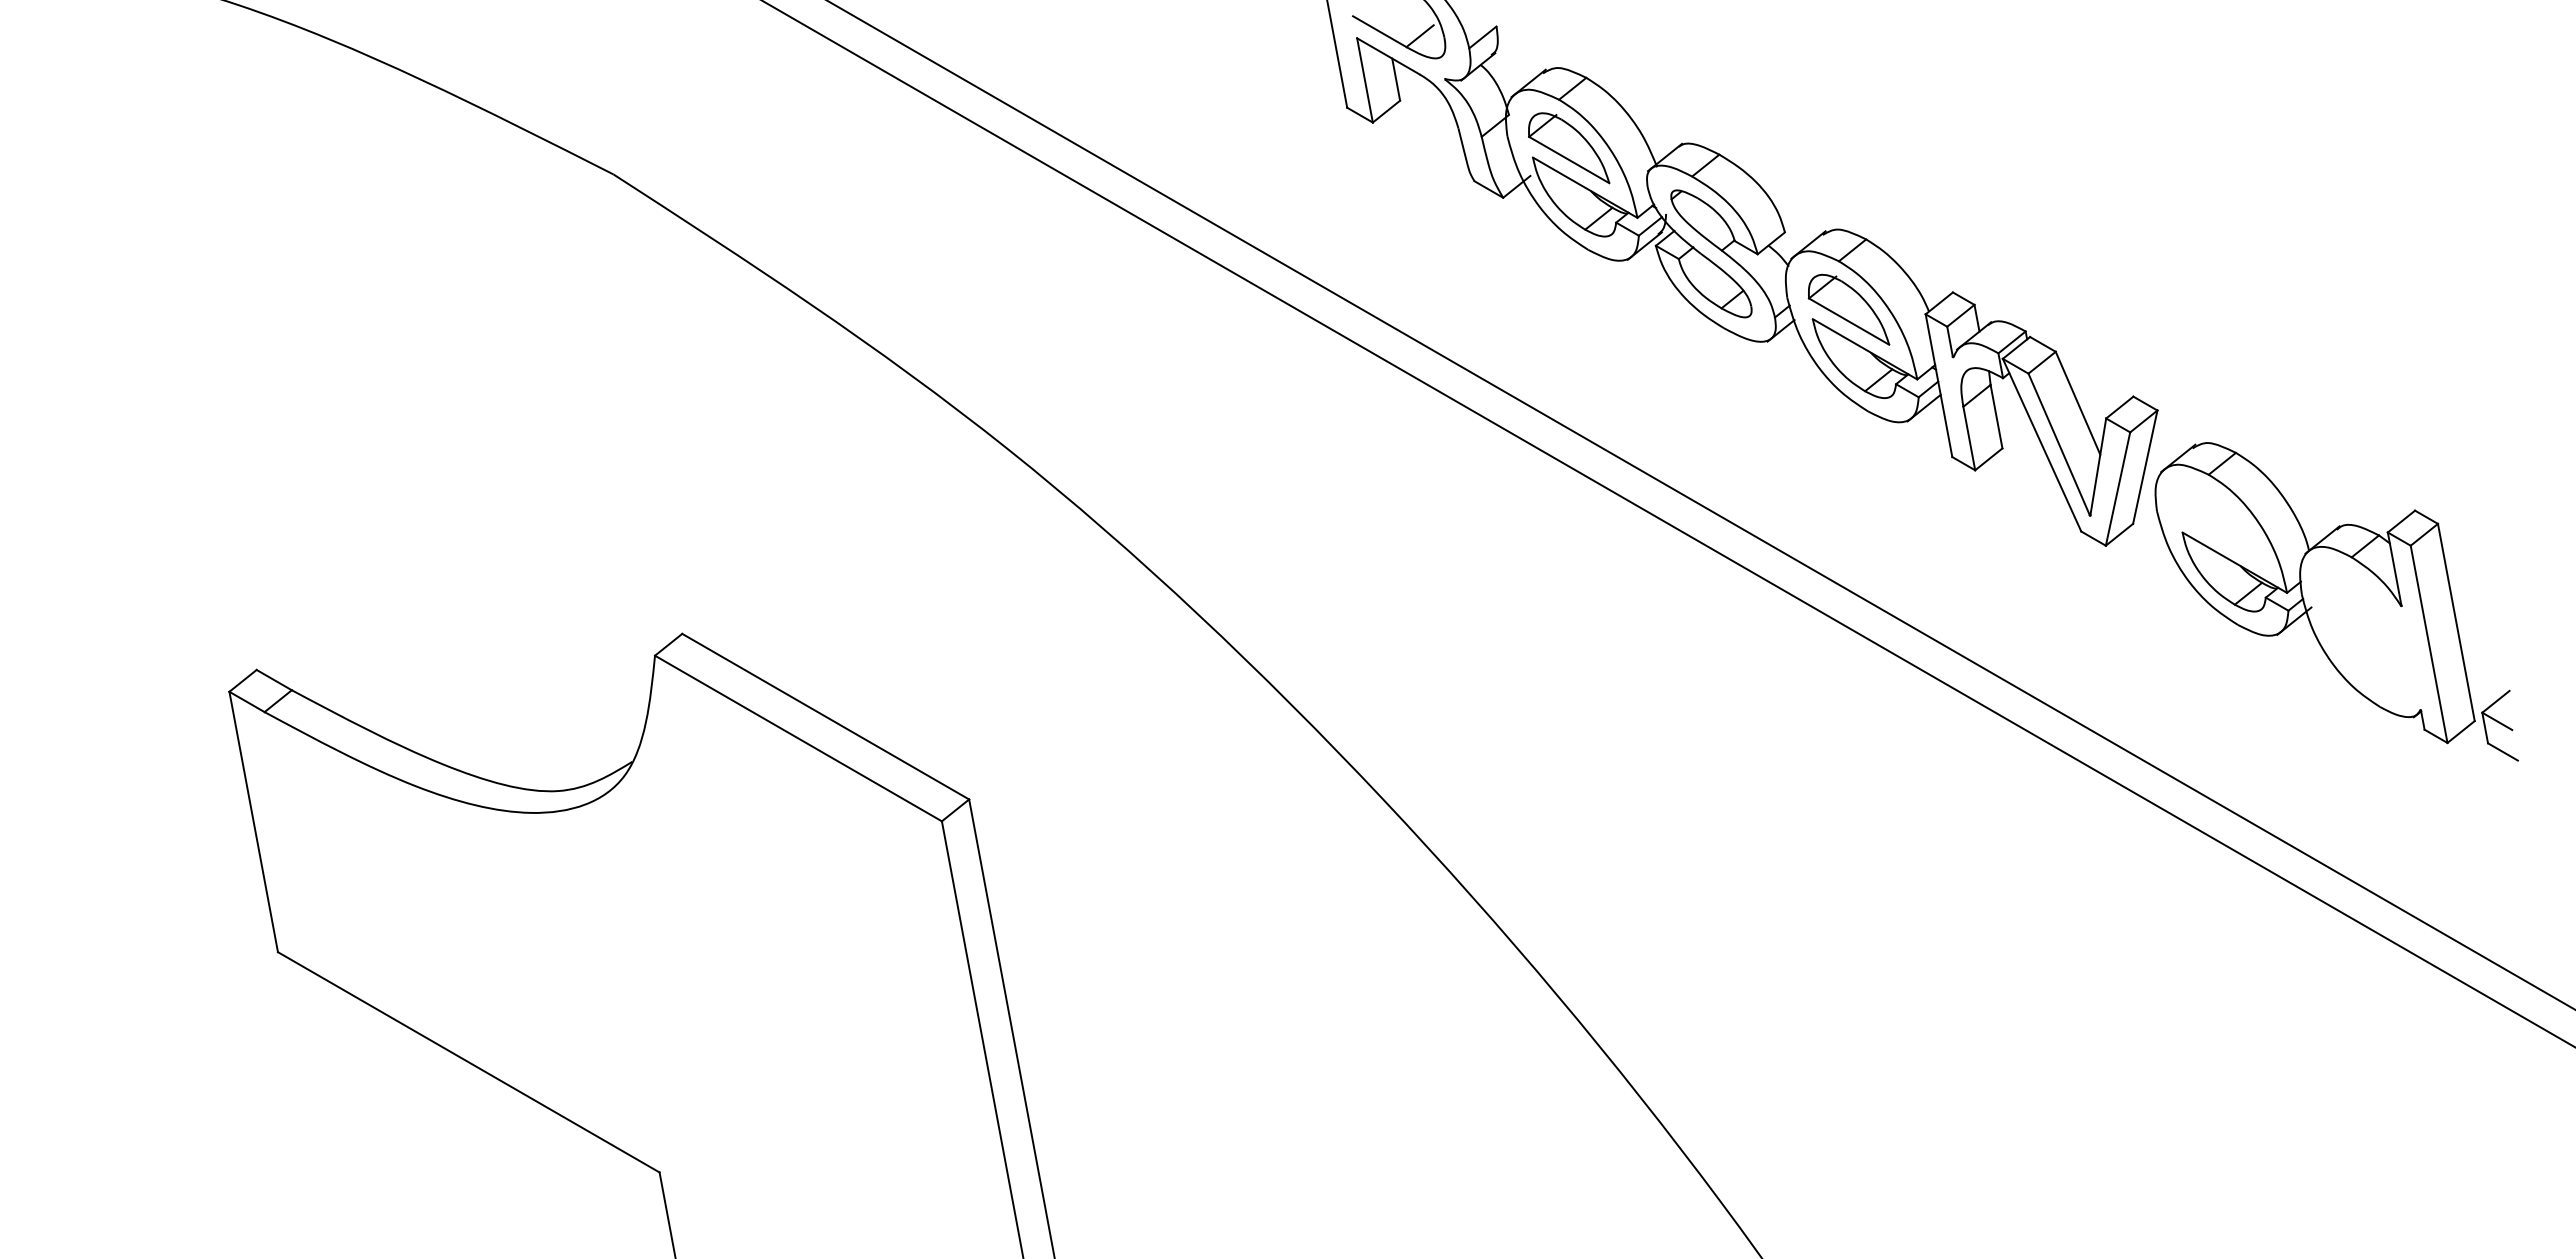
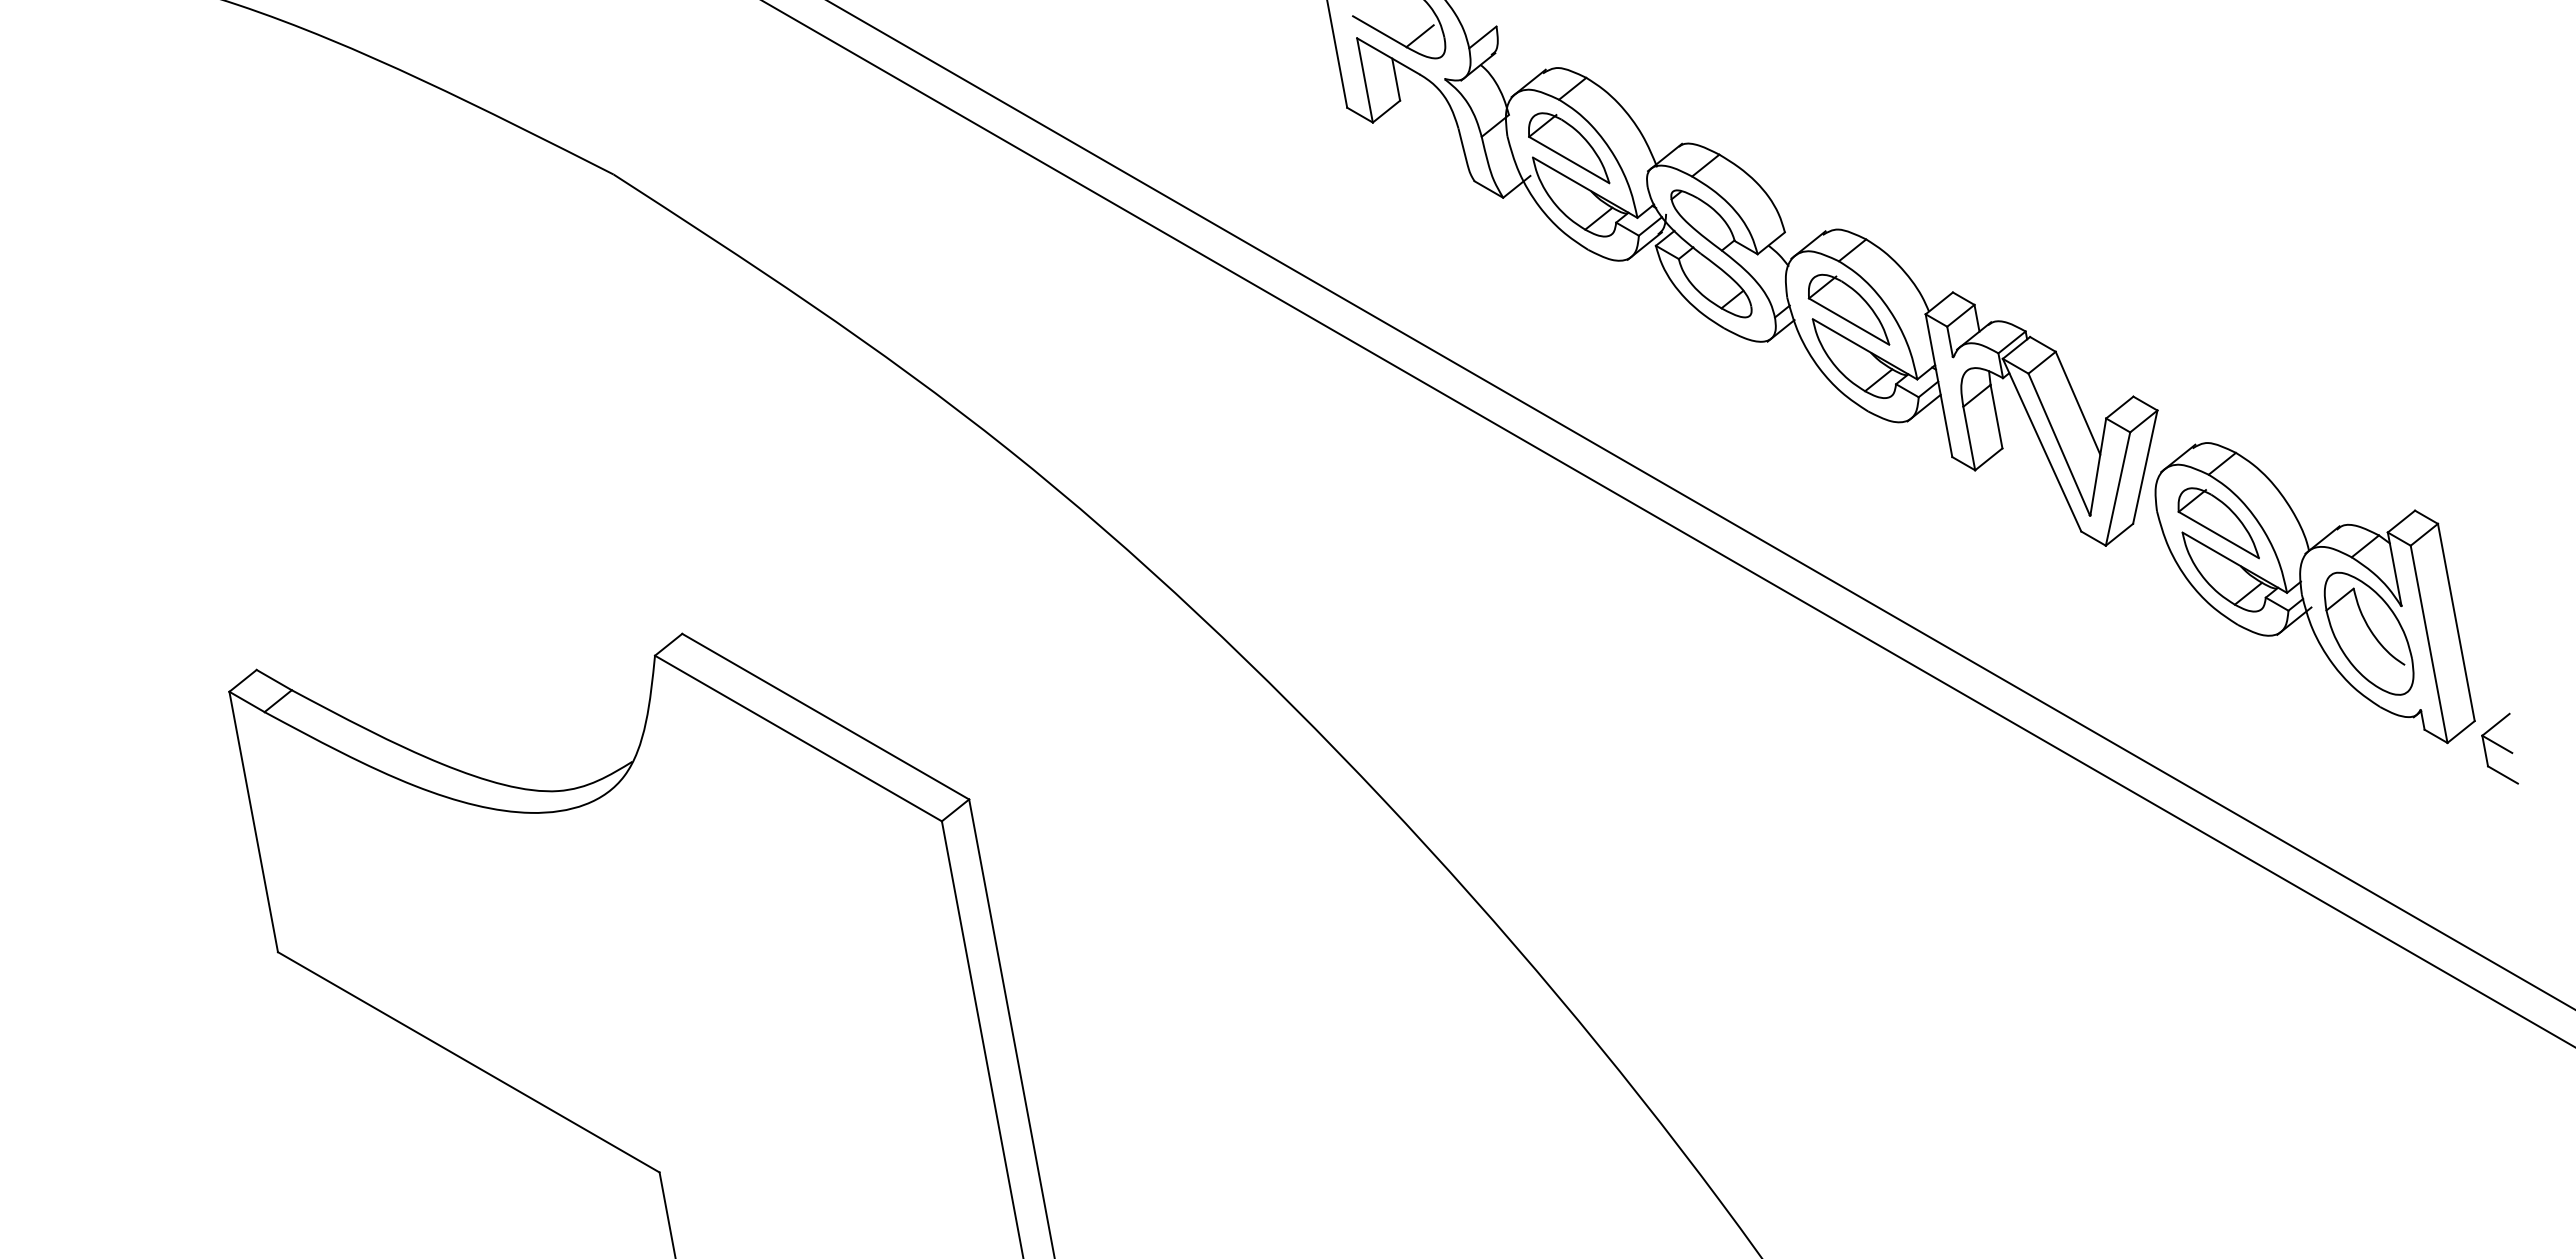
part: none -> present (2218, 523)
part: none -> present (2368, 633)
part position: (2499, 725) -> (2499, 748) (2499, 748)
